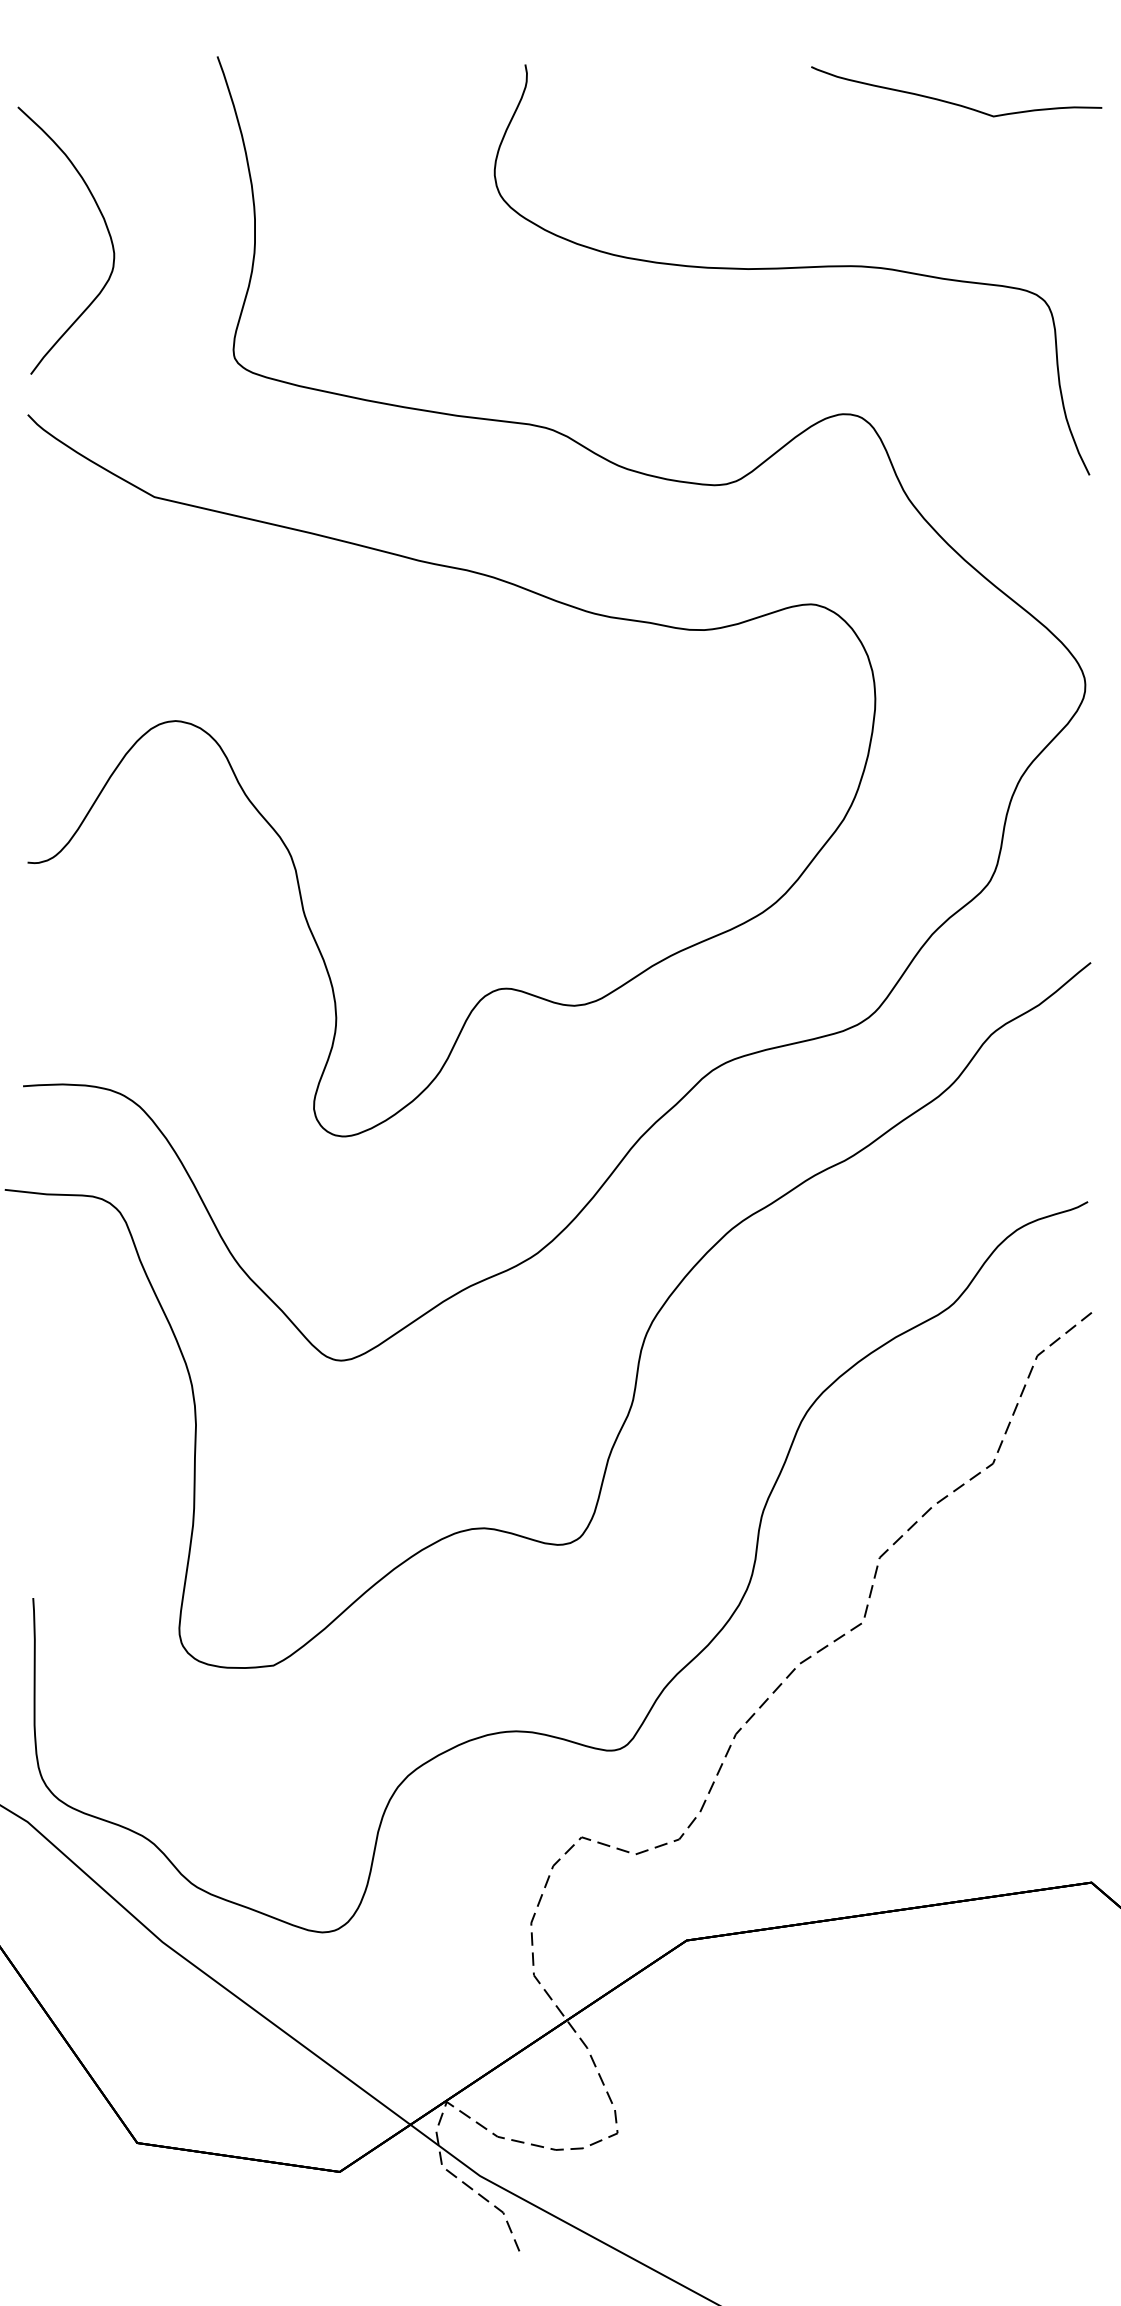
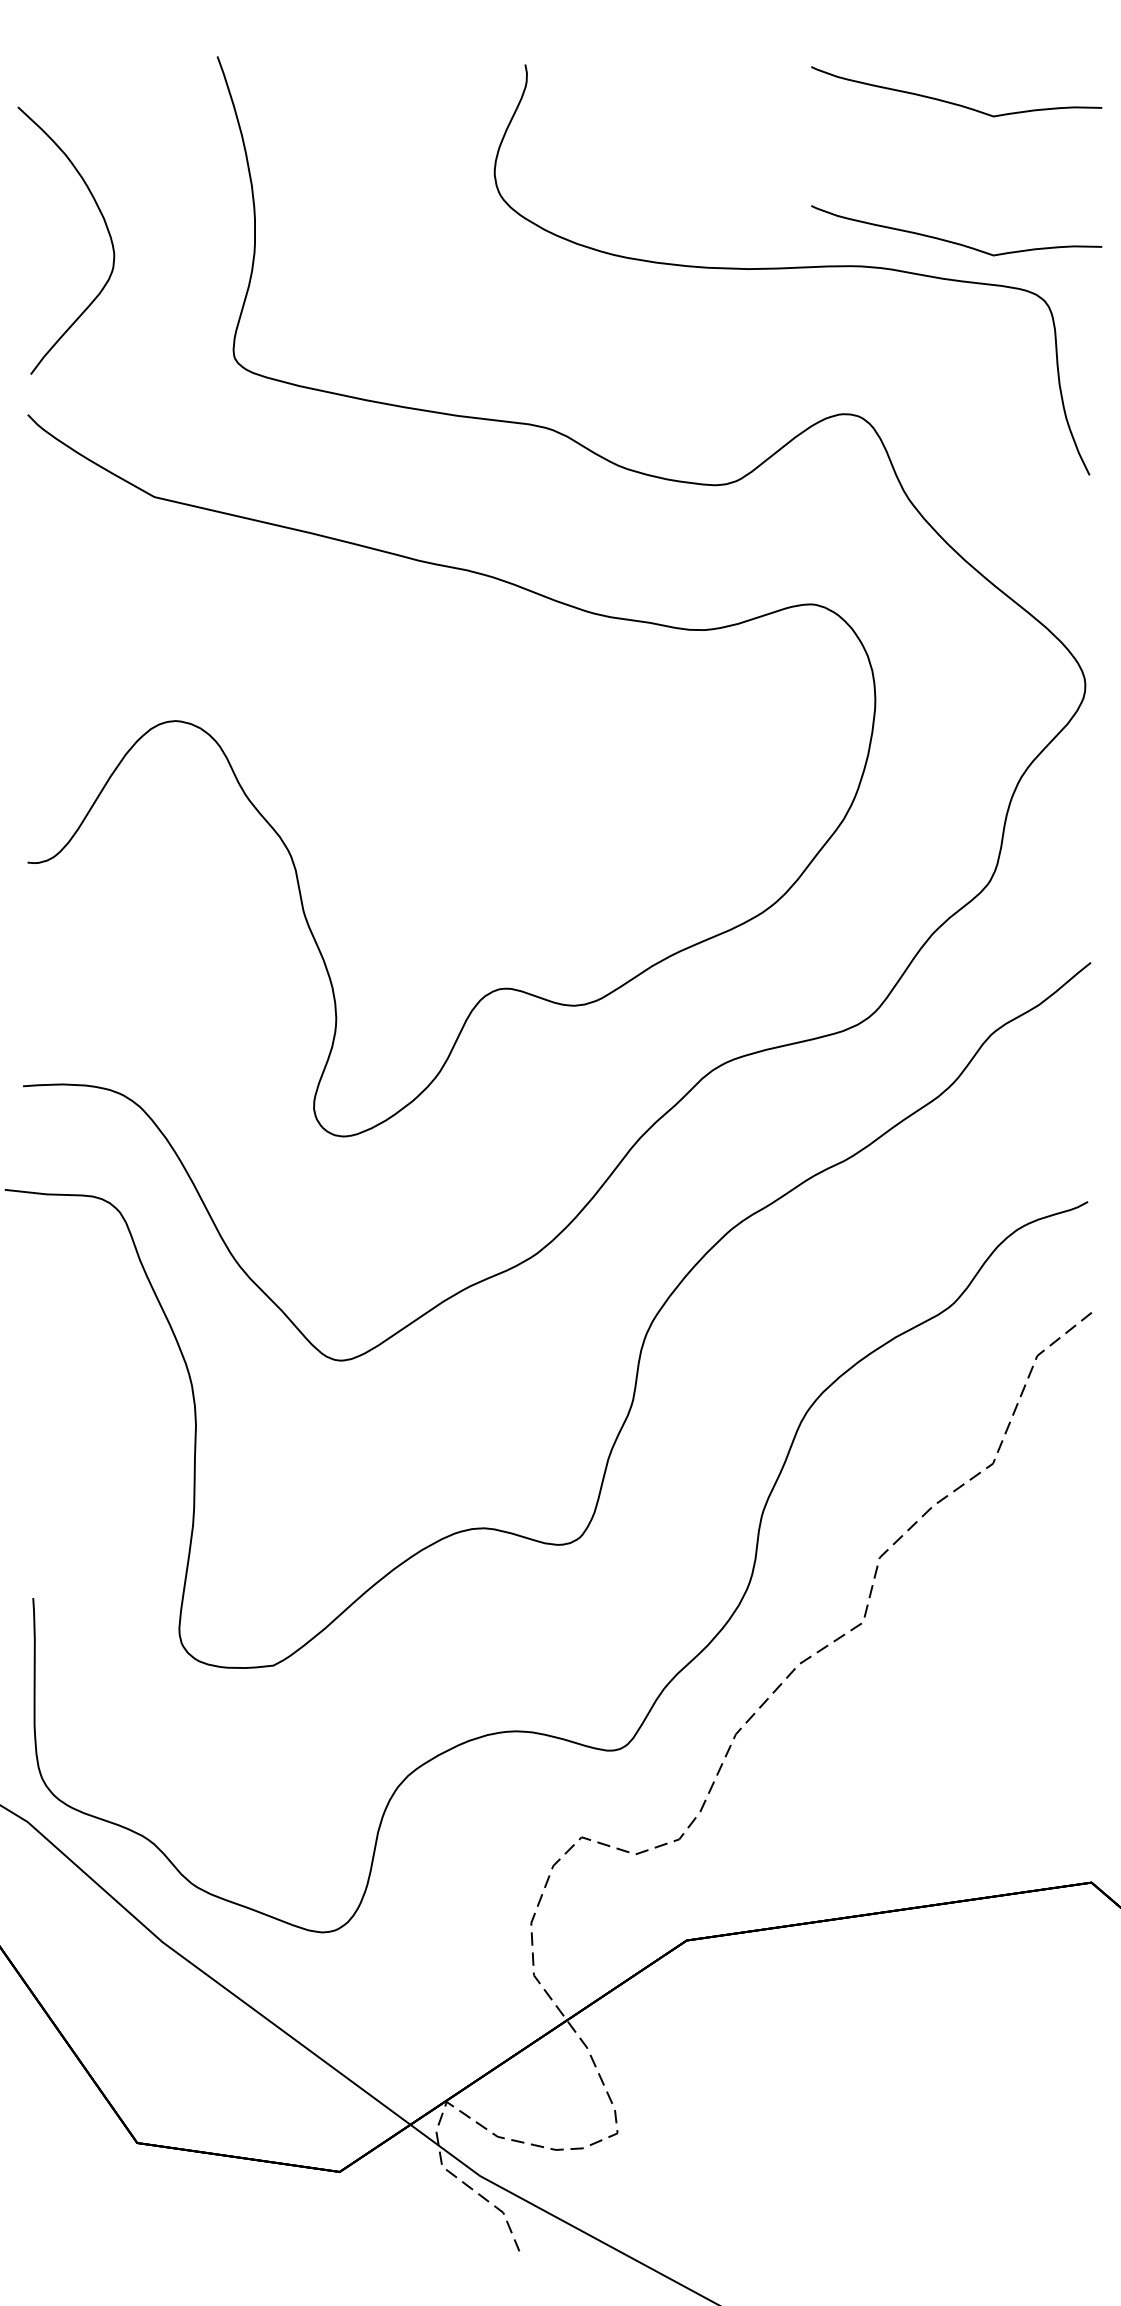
curve: none -> present (953, 241)
